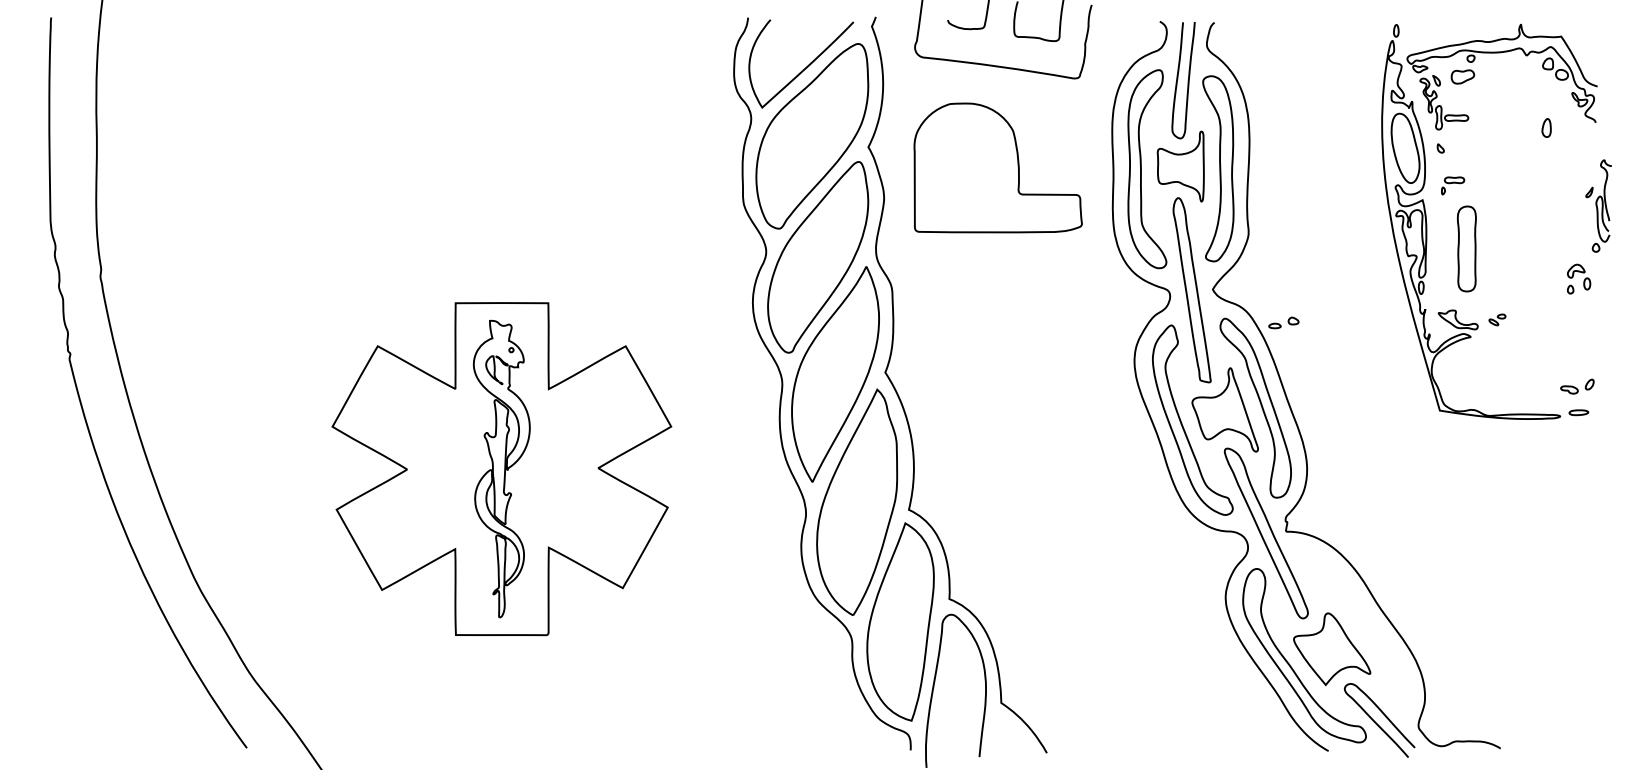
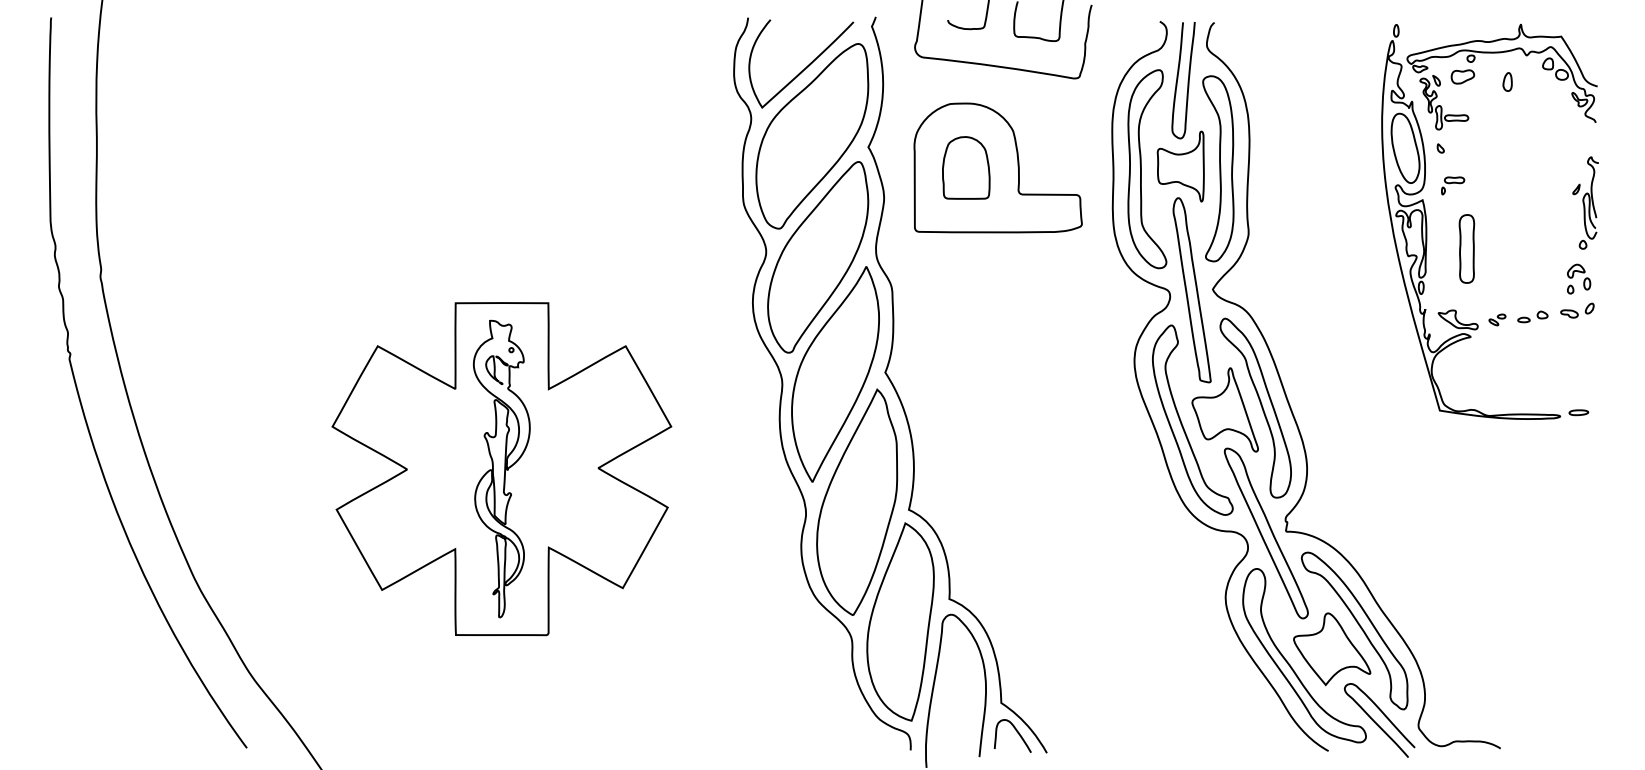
part position: (1546, 127) -> (1507, 81) (1507, 81)
part: none -> present (966, 167)
part position: (1598, 205) -> (1585, 202) (1585, 202)
part size: 20x88 px -> 18x70 px (1466, 248)
part position: (1283, 322) -> (1532, 316) (1532, 316)
part position: (1577, 386) -> (1577, 310) (1577, 310)
part: none -> present (1360, 628)
curve: none -> present (1017, 733)
